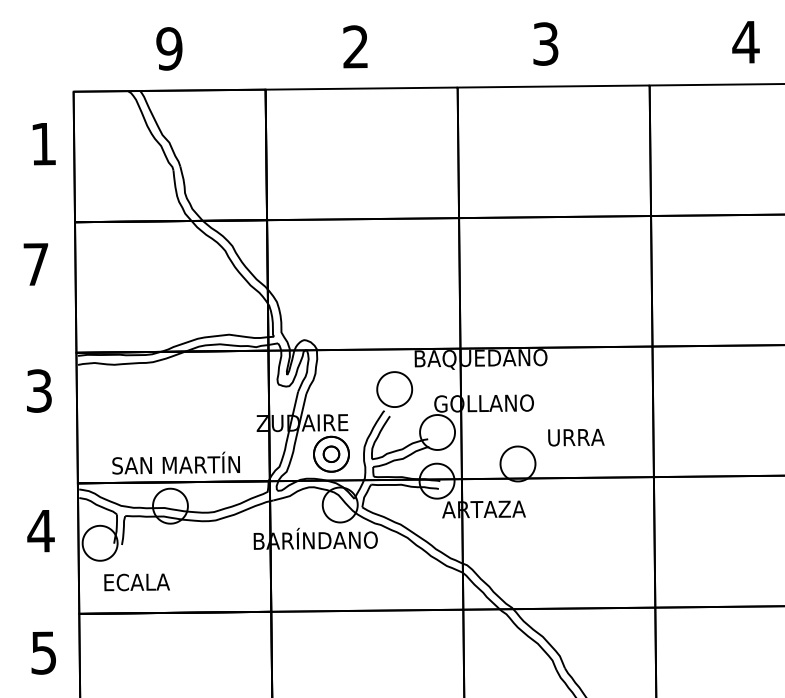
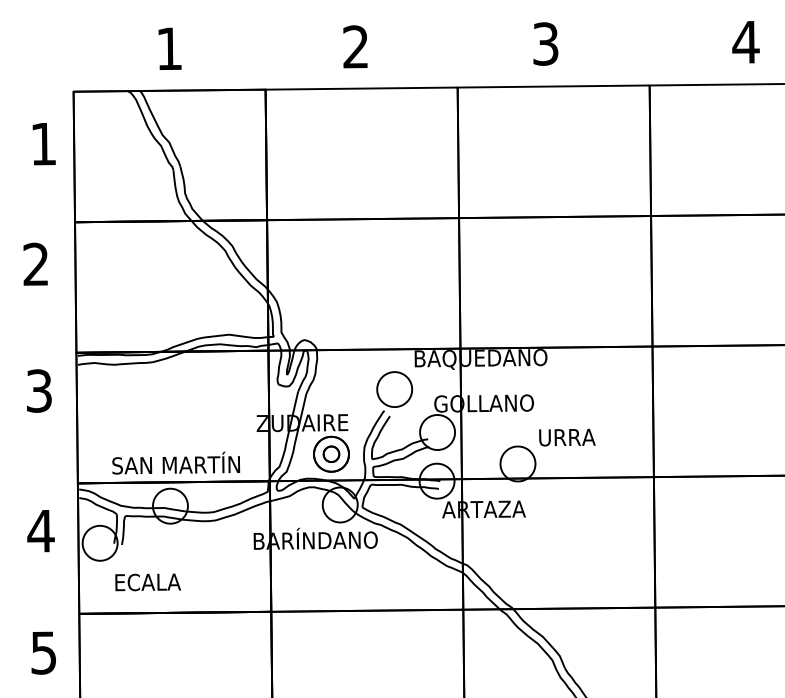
text: 9 -> 1 (169, 48)
text: 7 -> 2 (35, 263)
text position: (576, 437) -> (567, 437) (567, 437)
text position: (136, 582) -> (147, 582) (147, 582)
